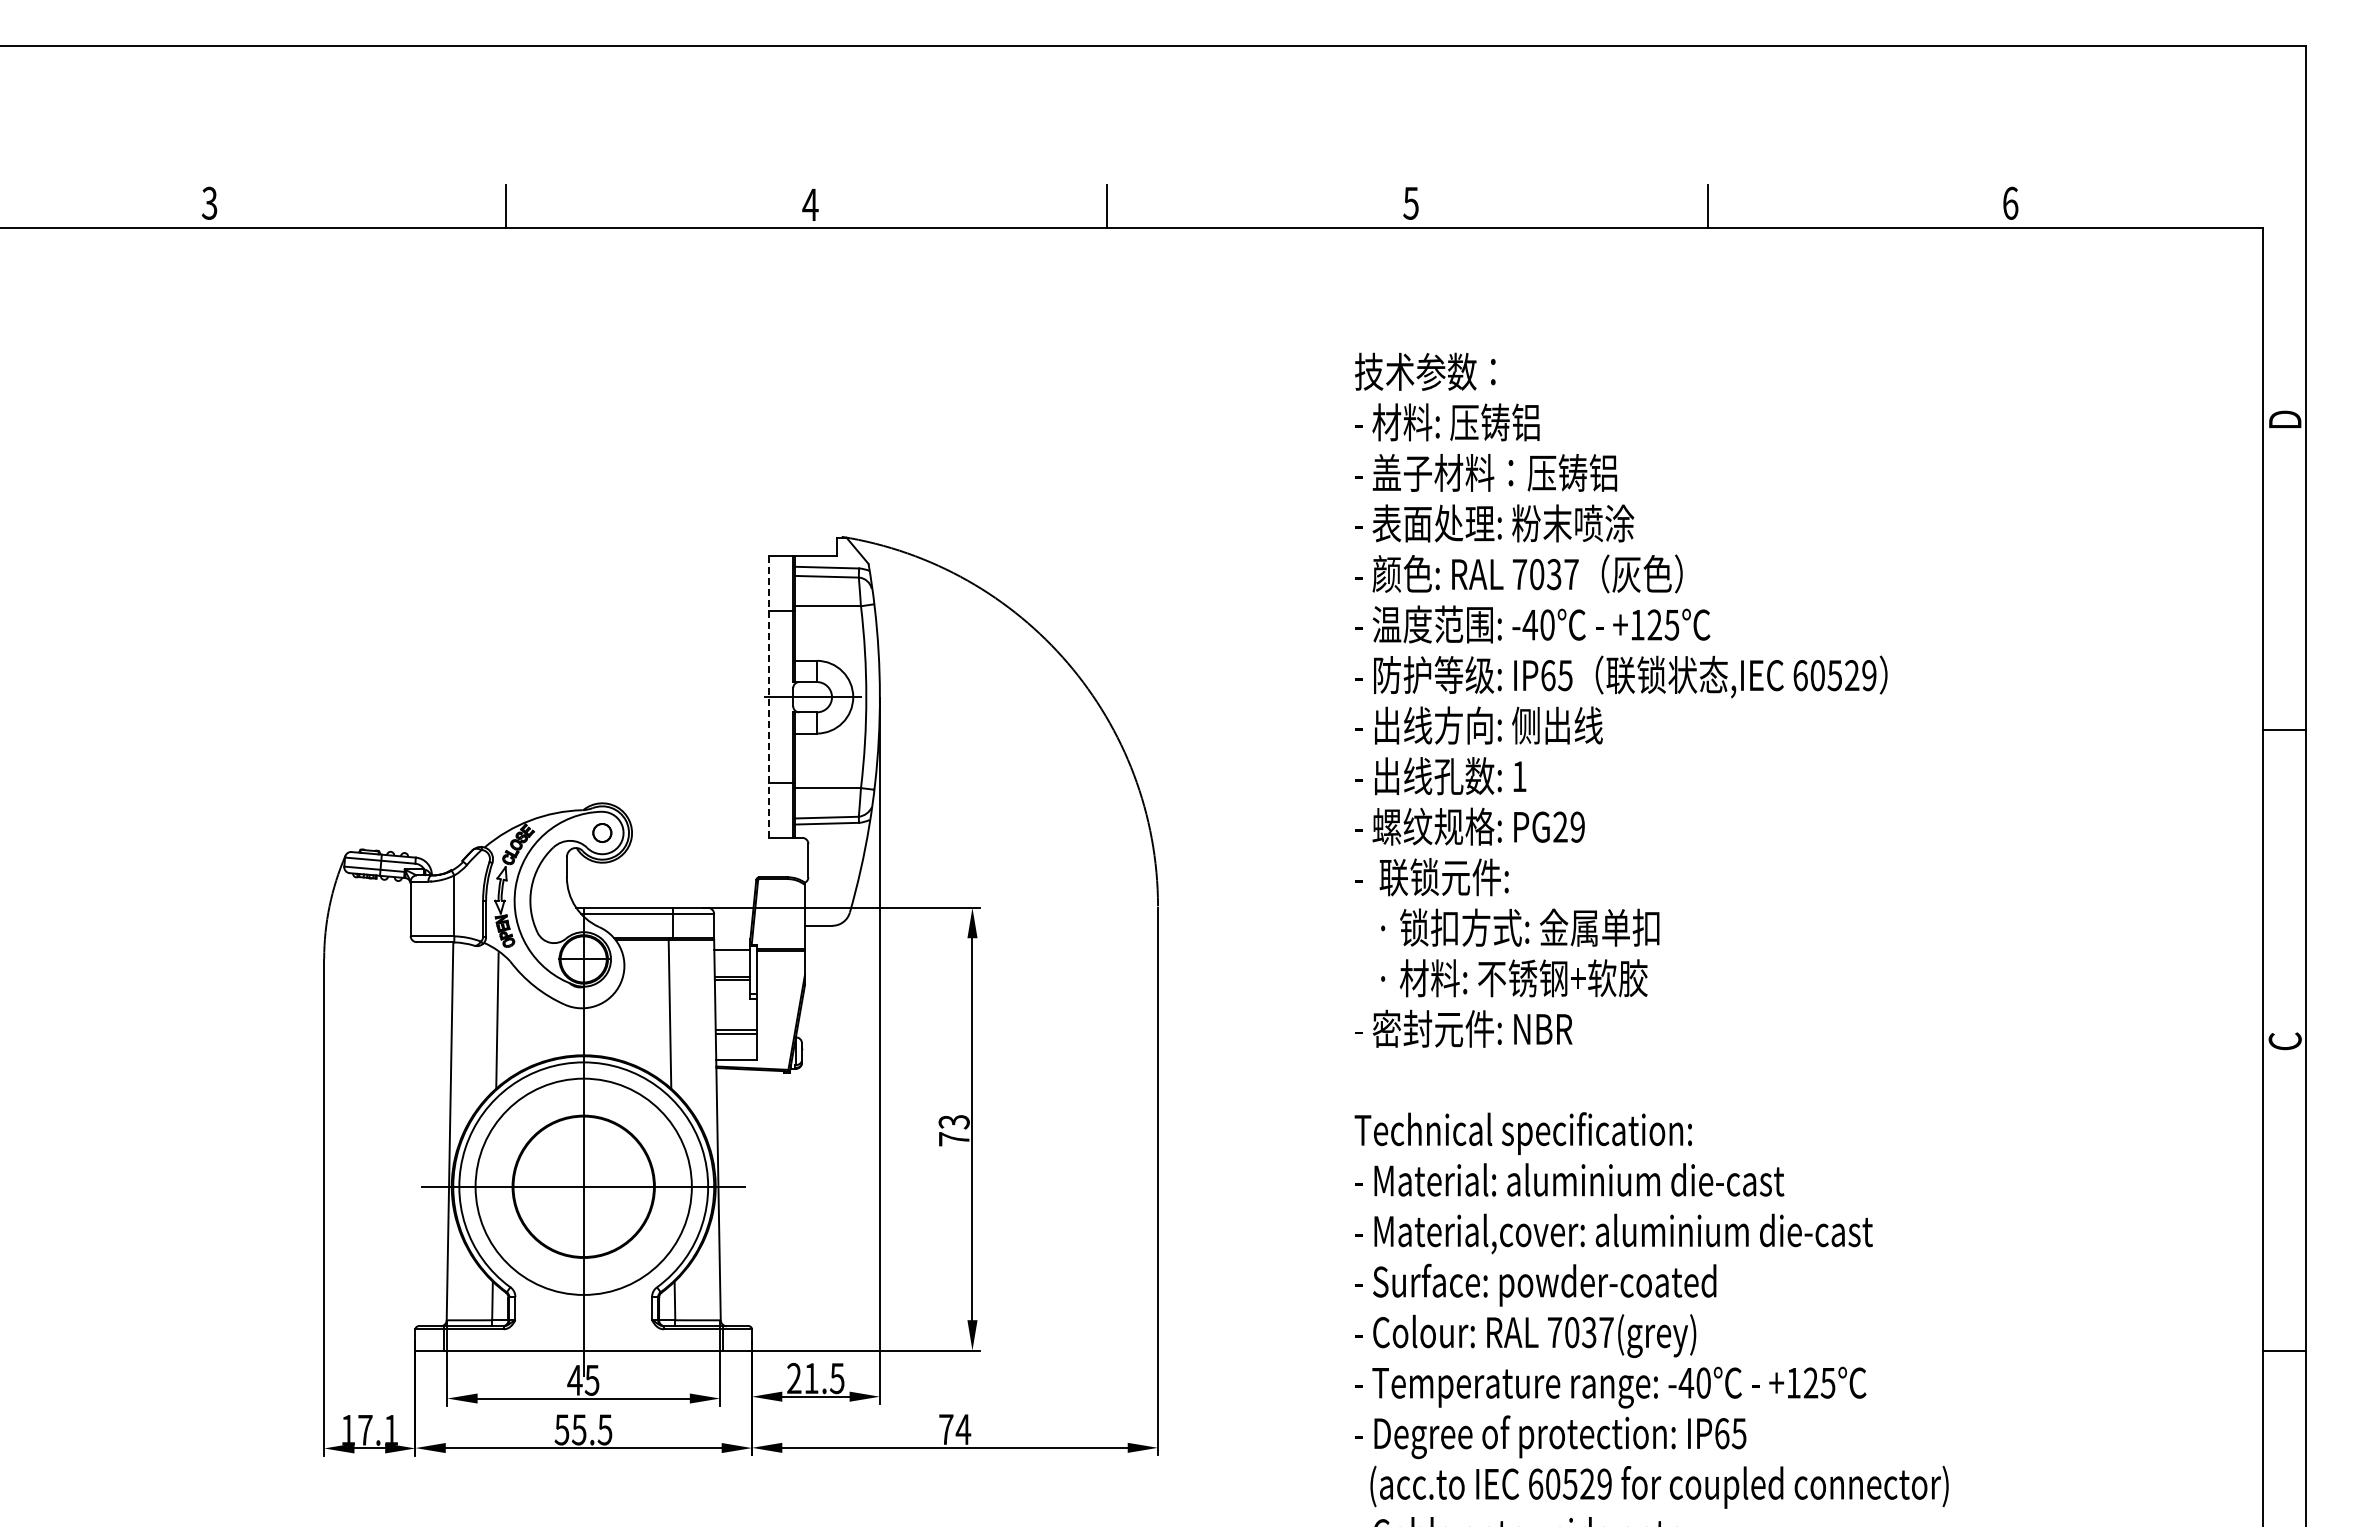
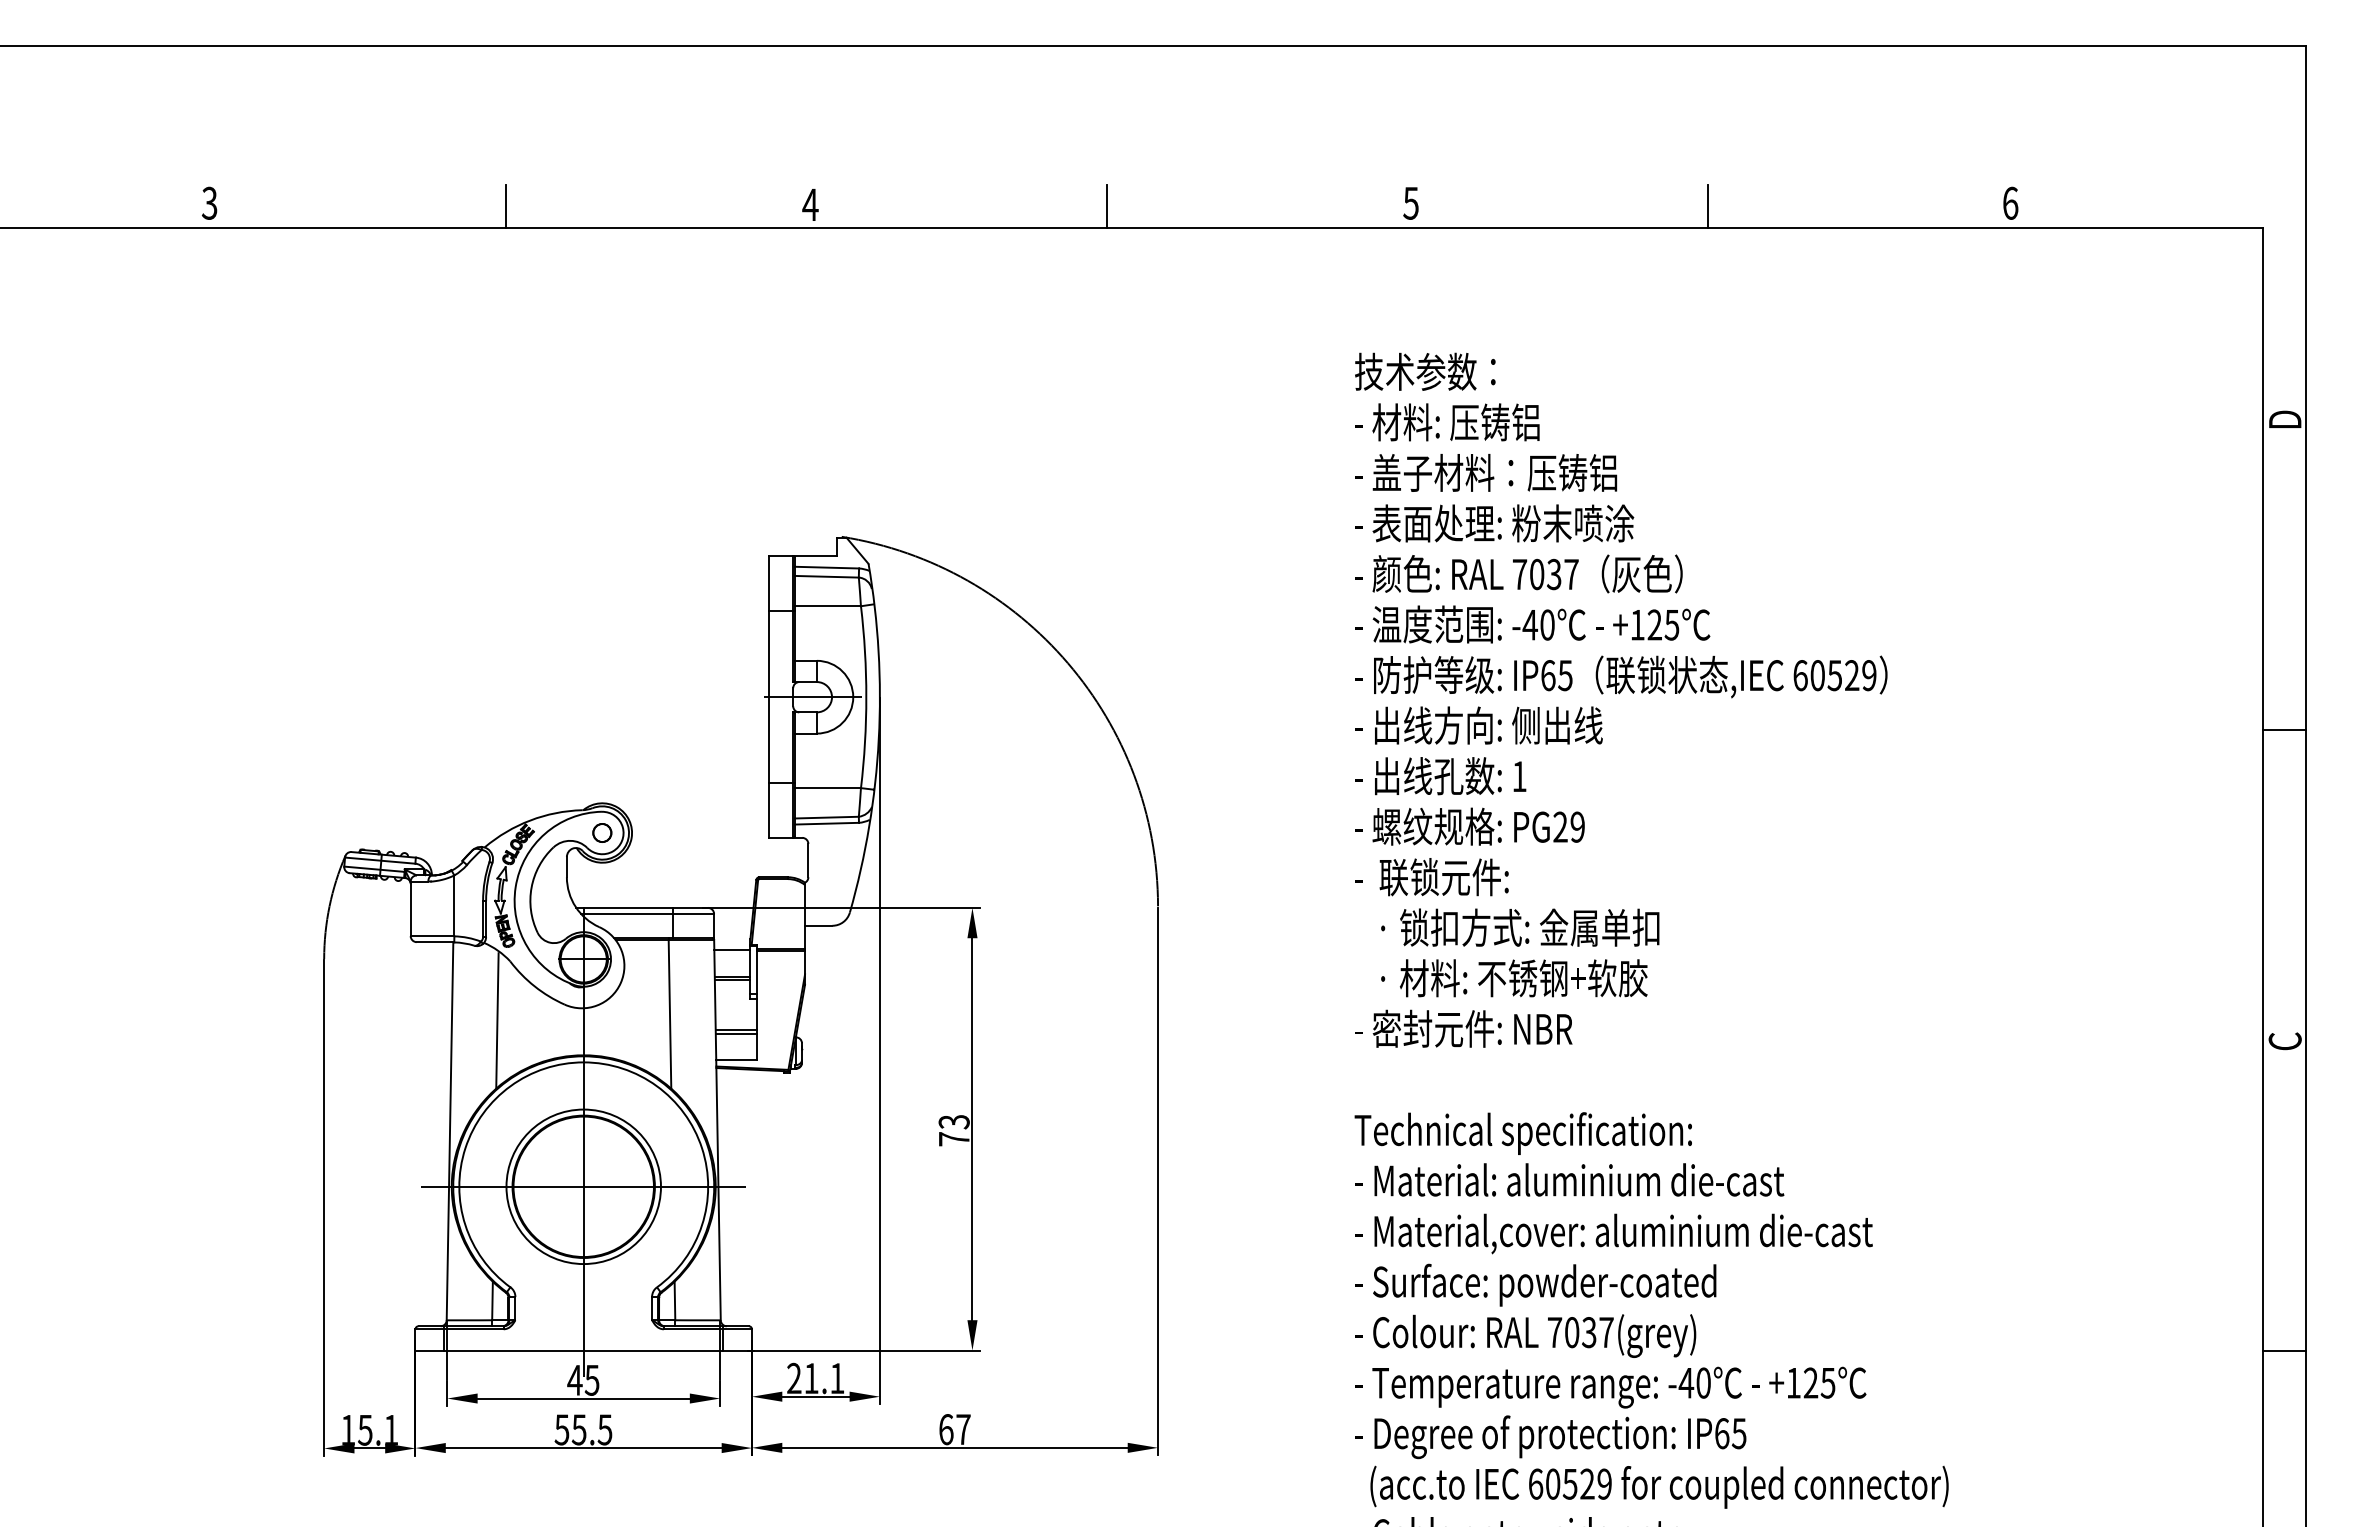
line: dashed -> solid (768, 696)
circle diameter: 216 px -> 154 px (583, 1186)
text: 21.5 -> 21.1 (837, 1378)
text: 74 -> 67 (955, 1429)
text: 17.1 -> 15.1 (365, 1430)
